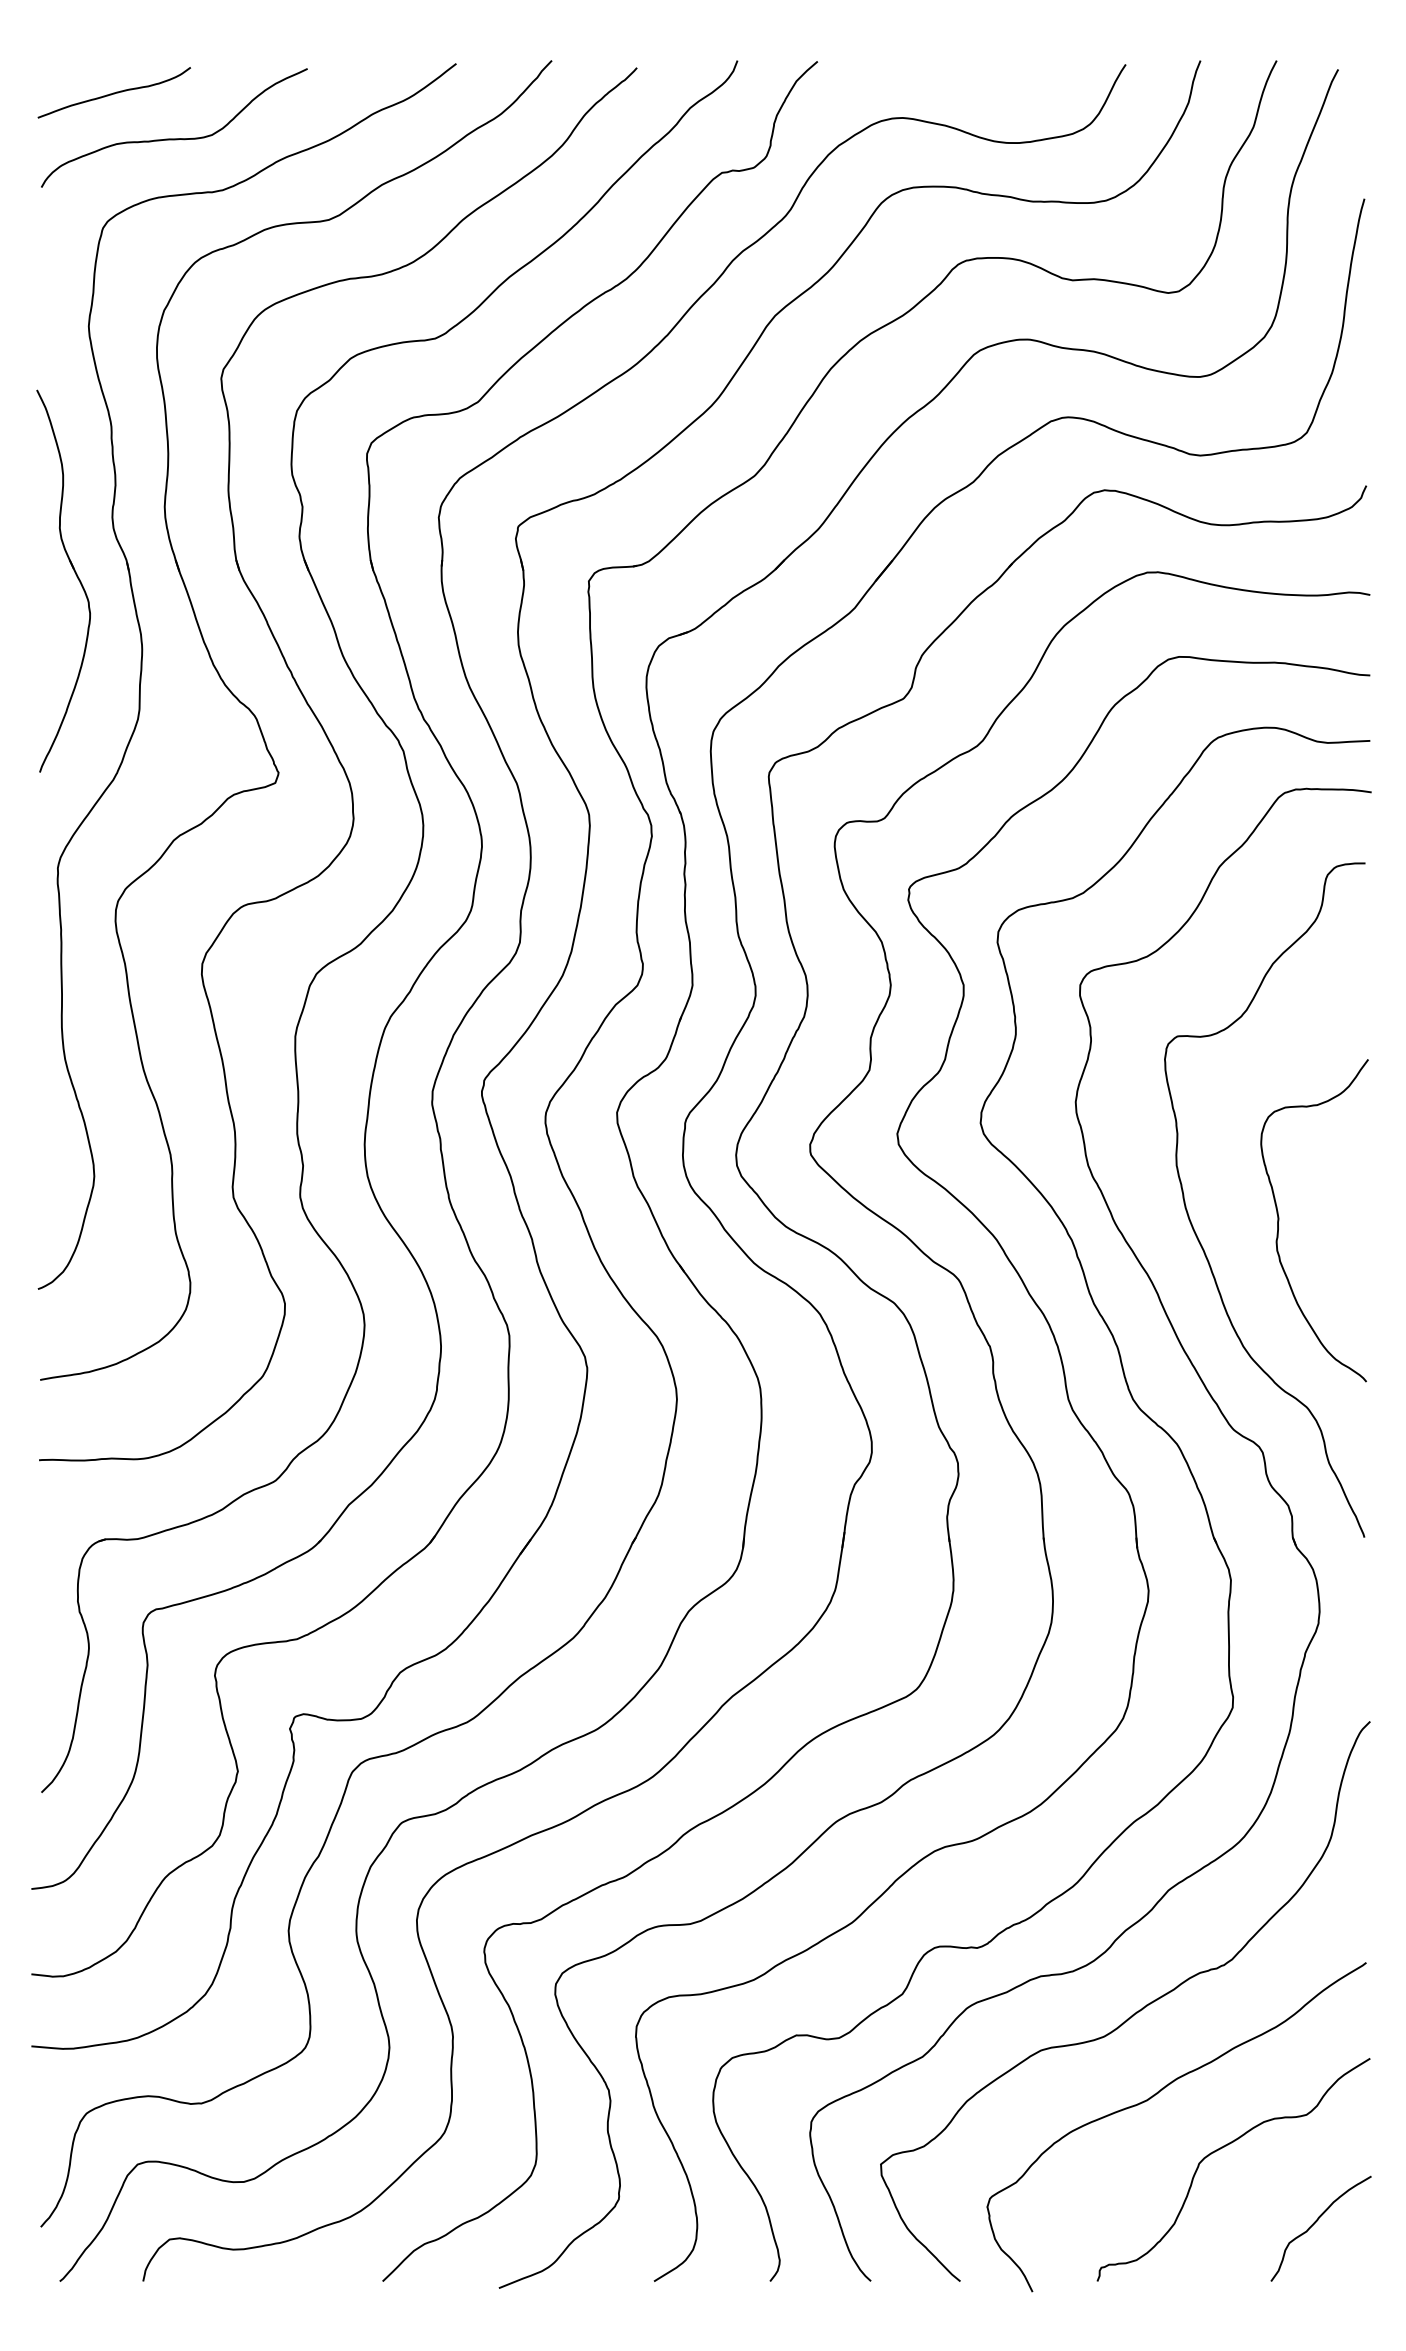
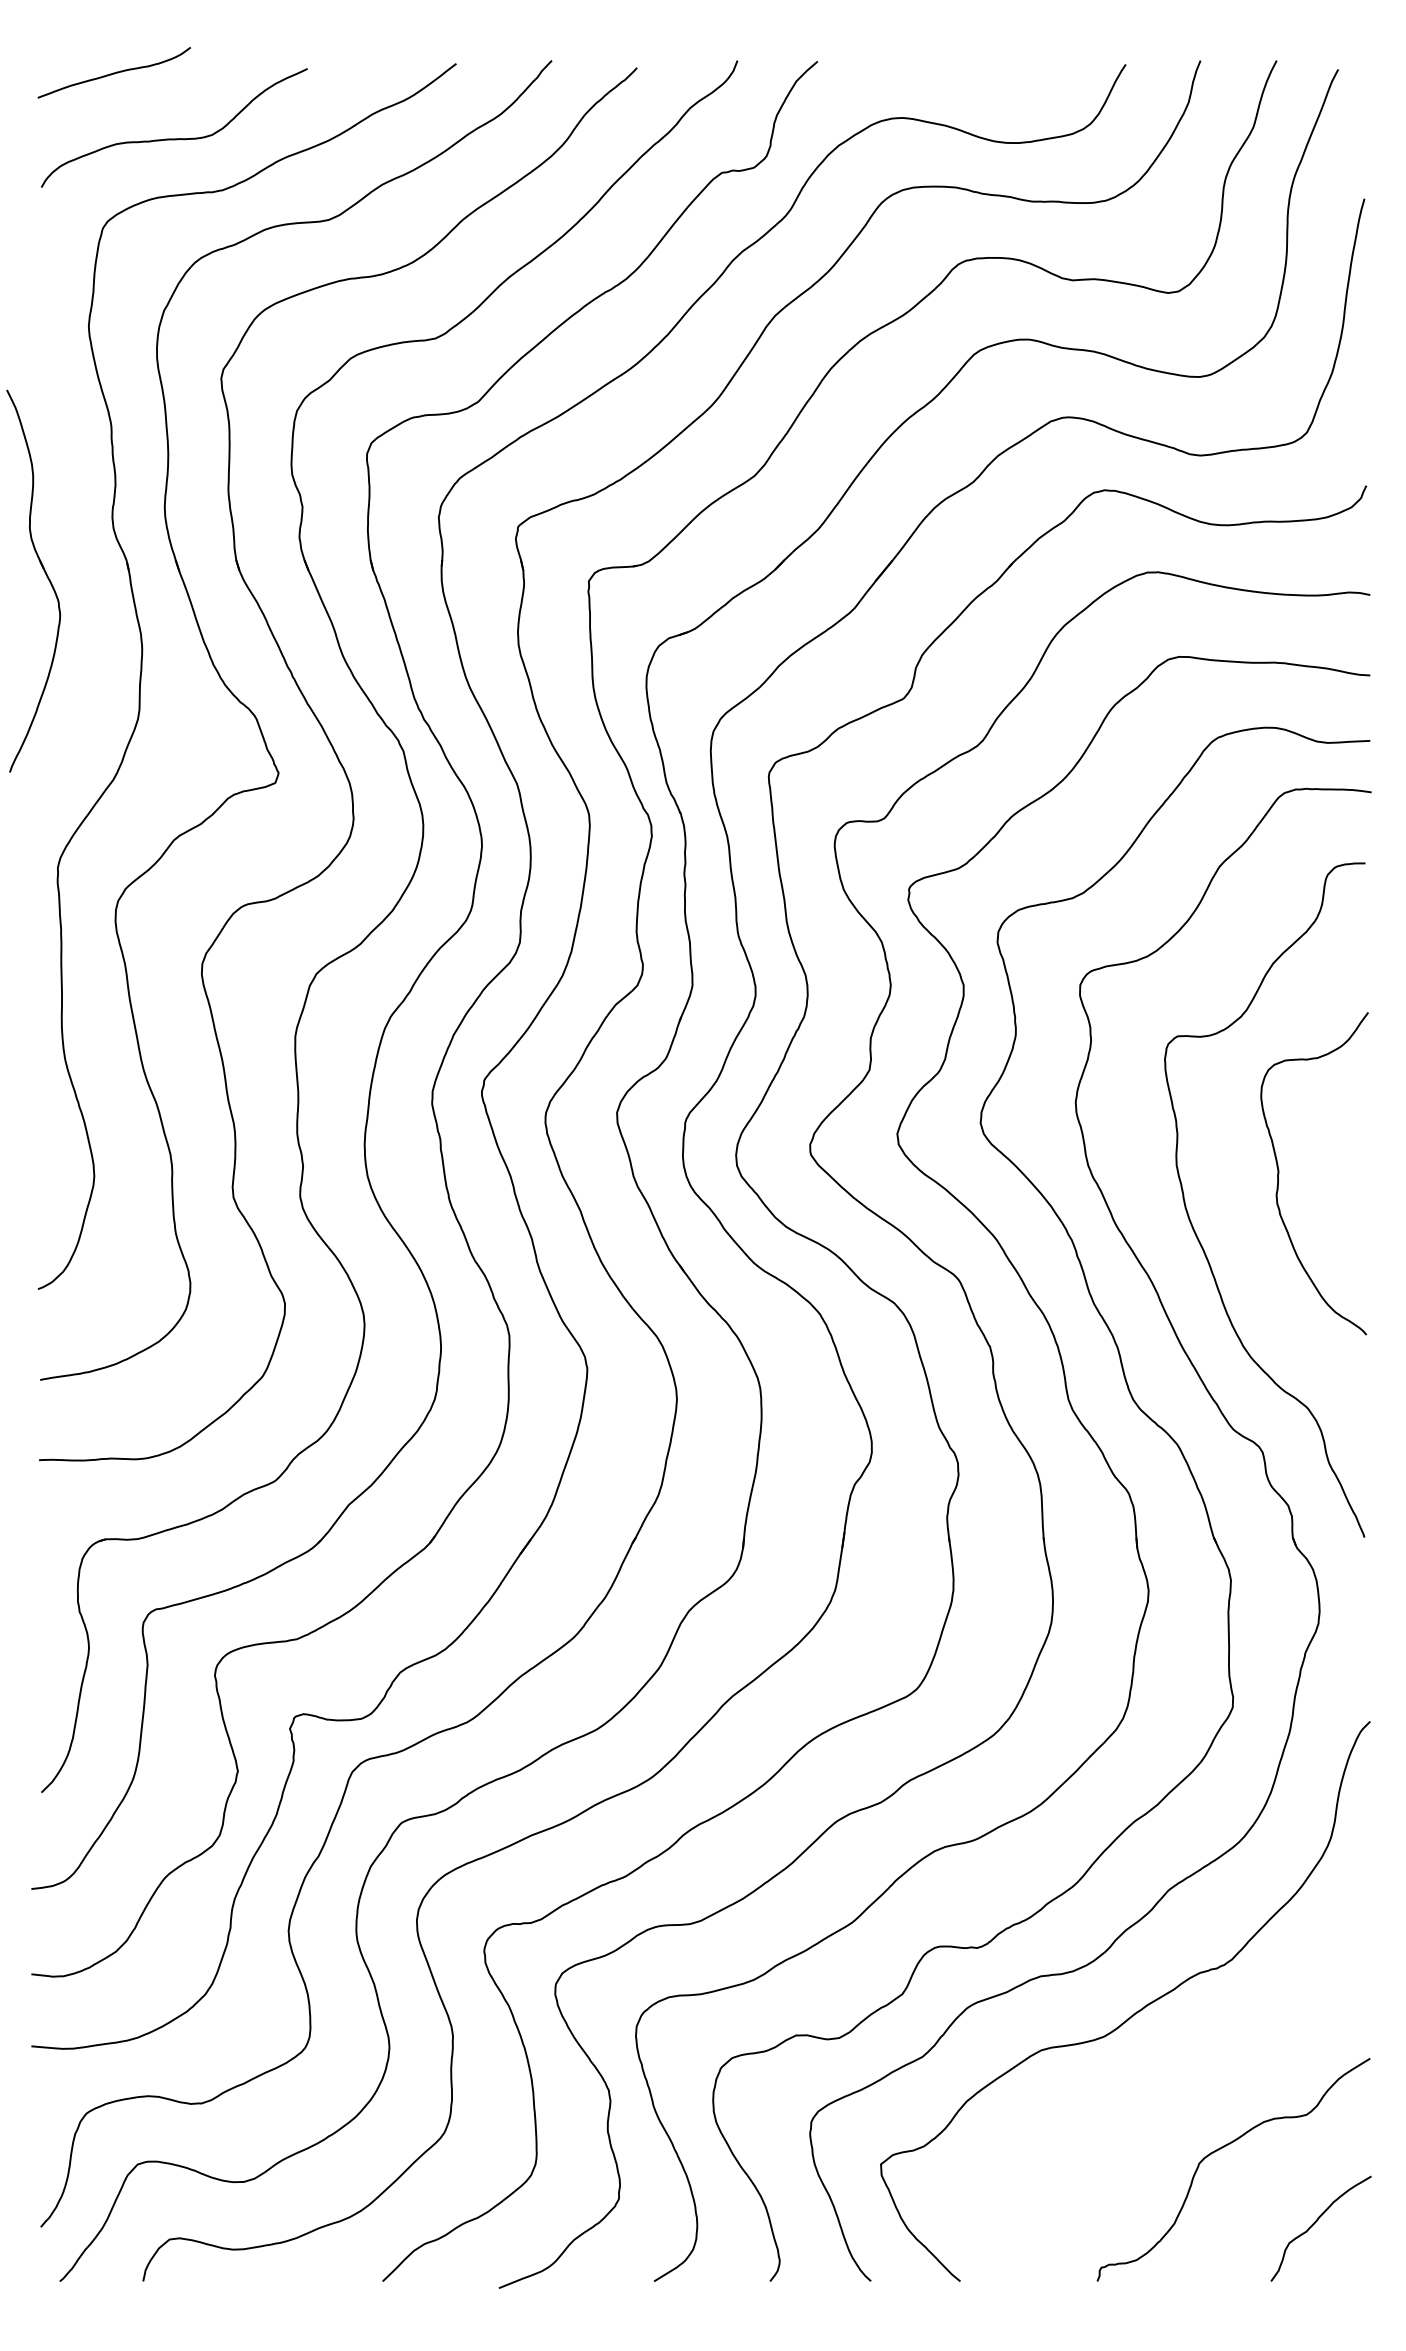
curve position: (113, 92) -> (113, 72) (113, 72)
part position: (75, 574) -> (45, 574) (45, 574)
curve position: (1279, 1220) -> (1279, 1173) (1279, 1173)
curve: present -> none (1154, 2096)
